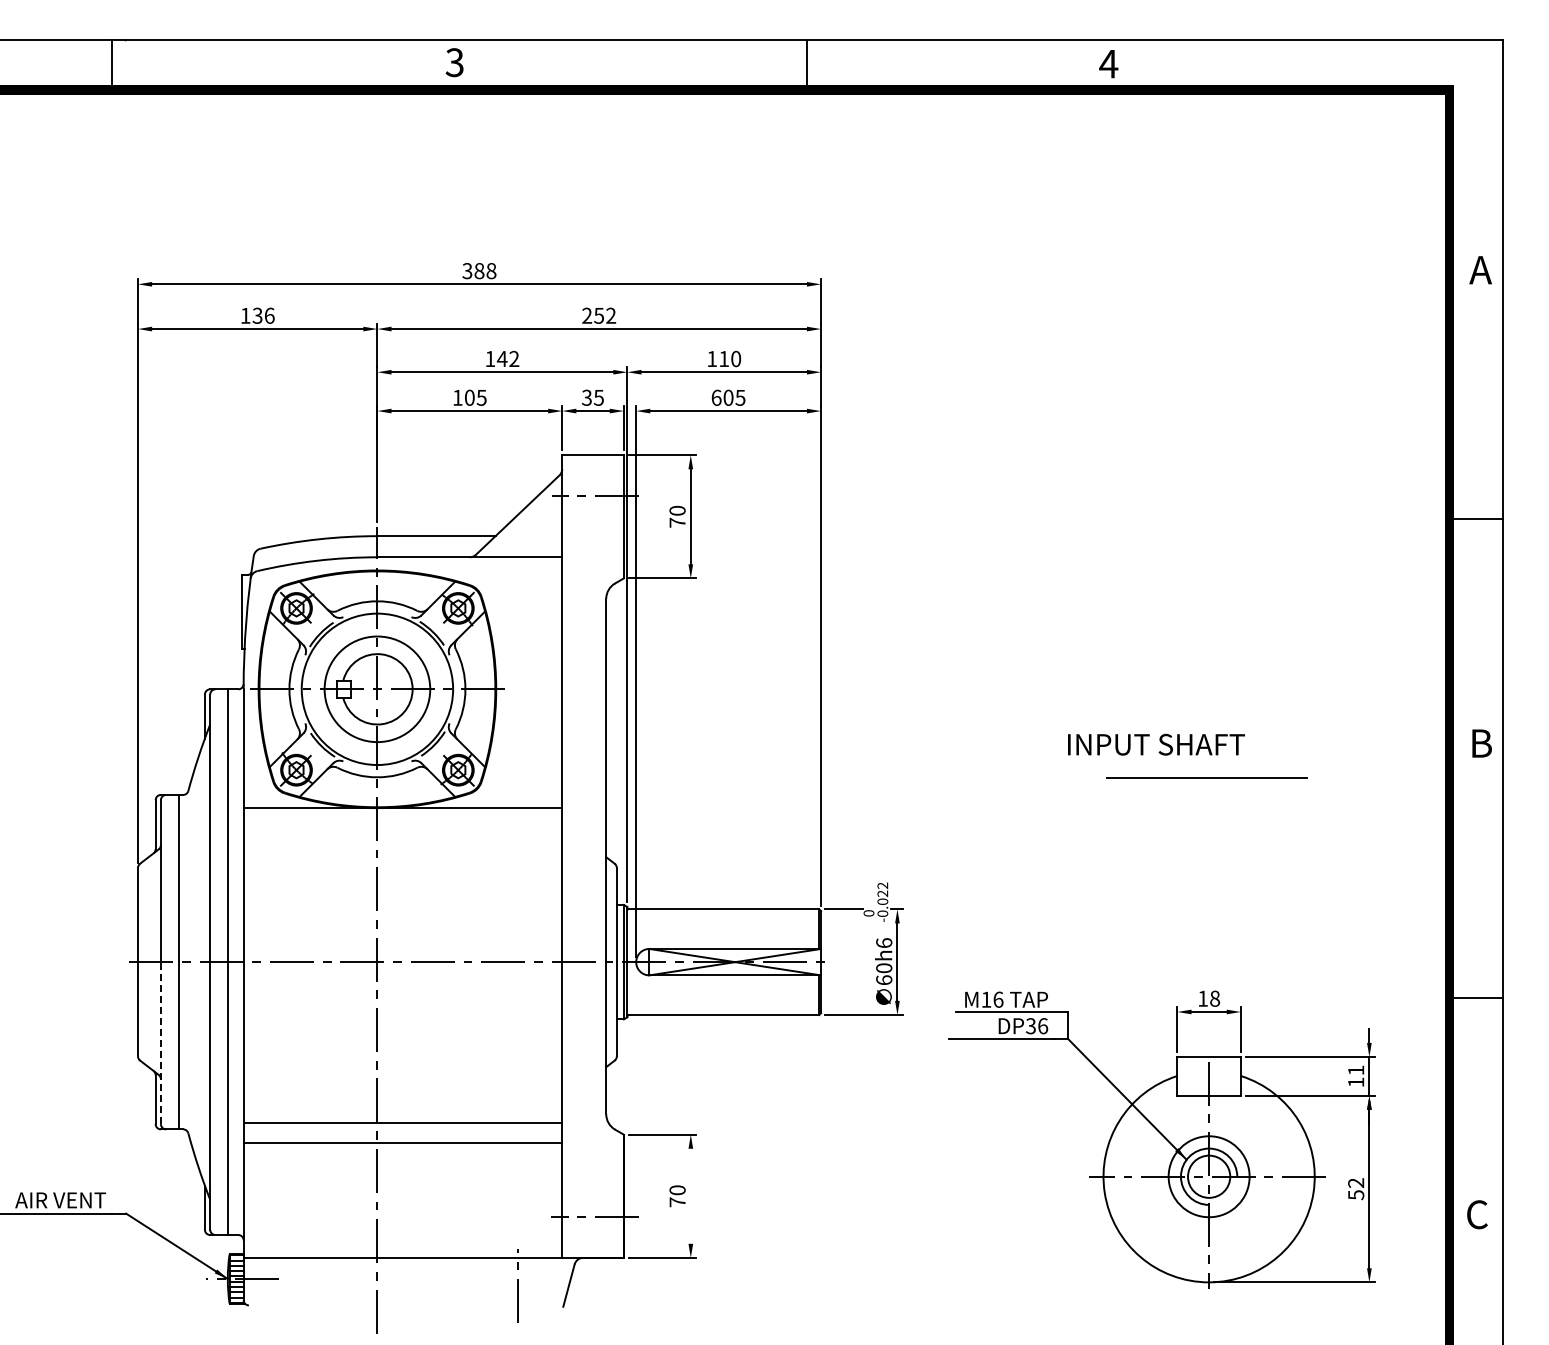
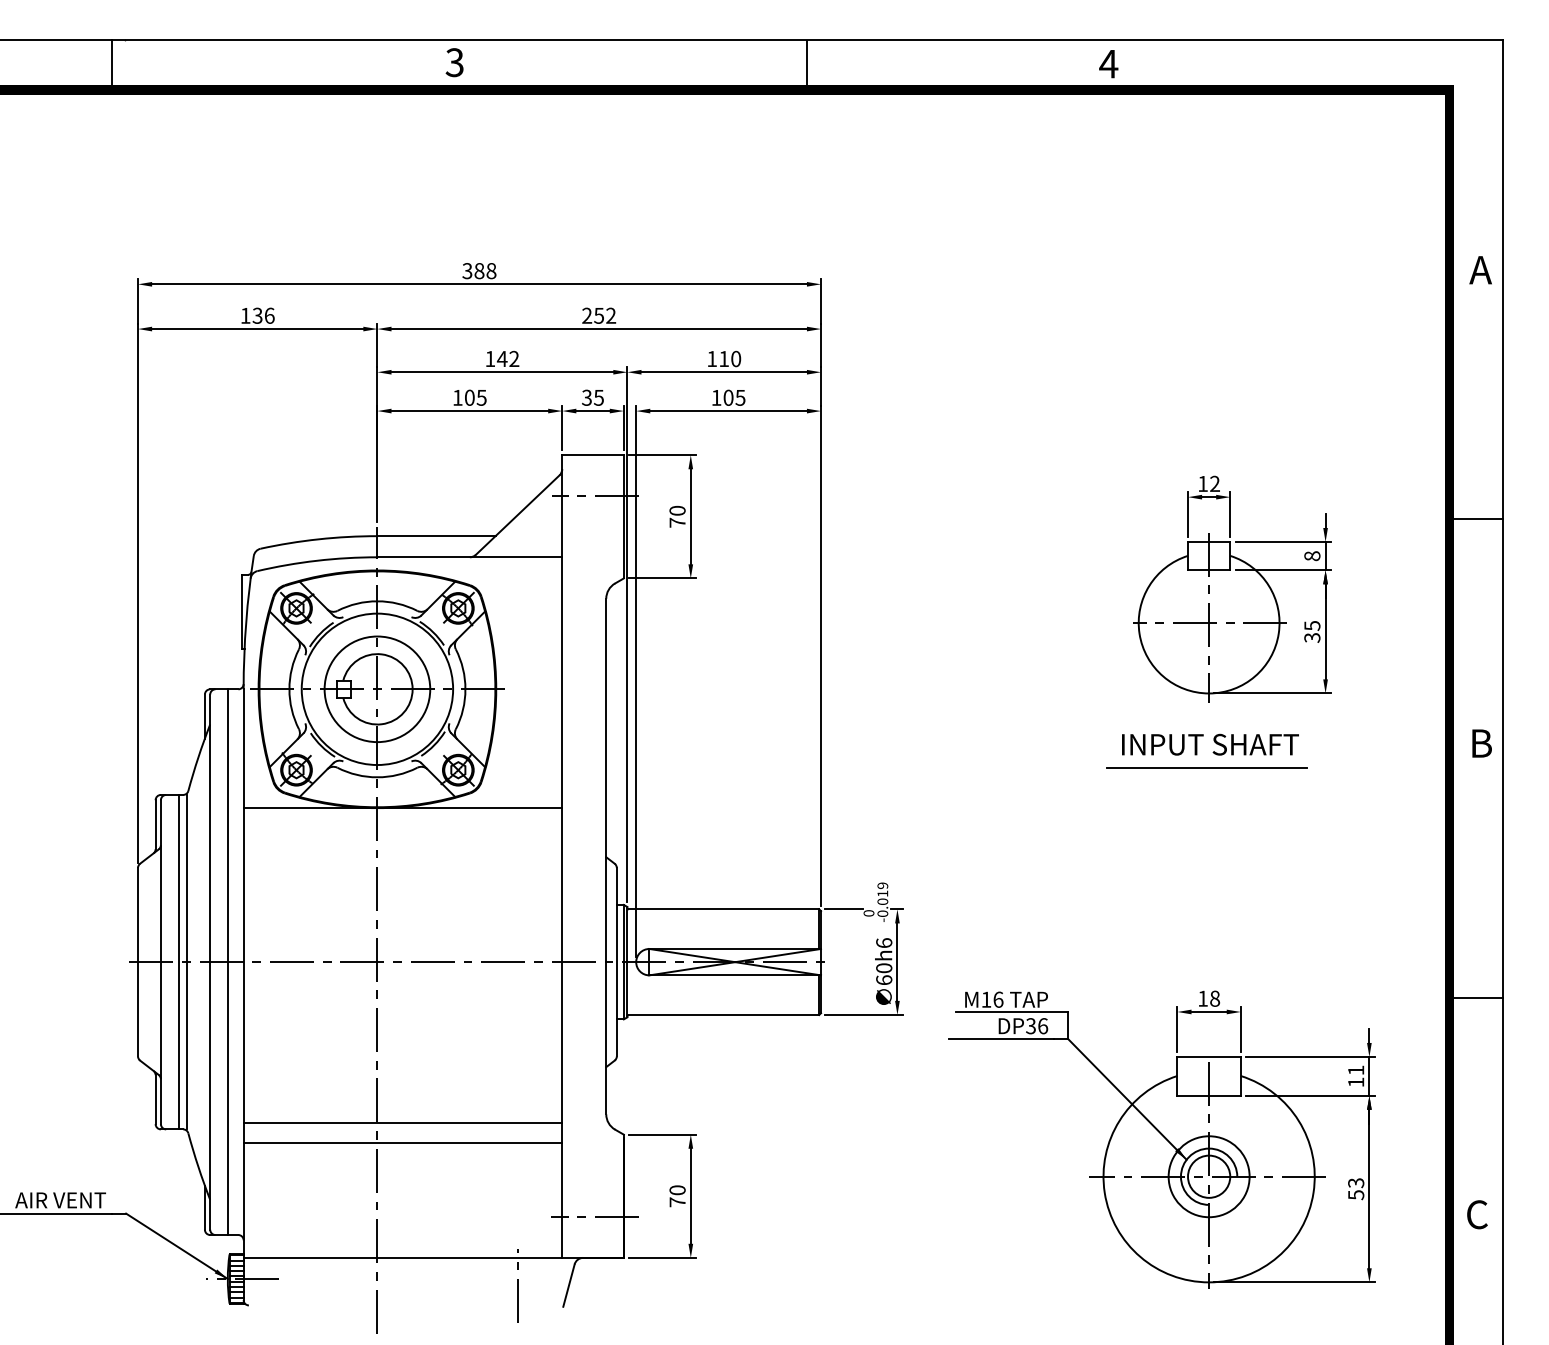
text: 605 -> 105 (716, 397)
part: none -> present (1232, 588)
text position: (1156, 744) -> (1210, 744) (1210, 744)
line position: (1206, 777) -> (1206, 767) (1206, 767)
text: -0.022 -> -0.019 (882, 889)
line: none -> present (187, 961)
line: dashed -> solid (160, 1043)
text: 52 -> 53 (1356, 1183)
line: none -> present (690, 1195)
